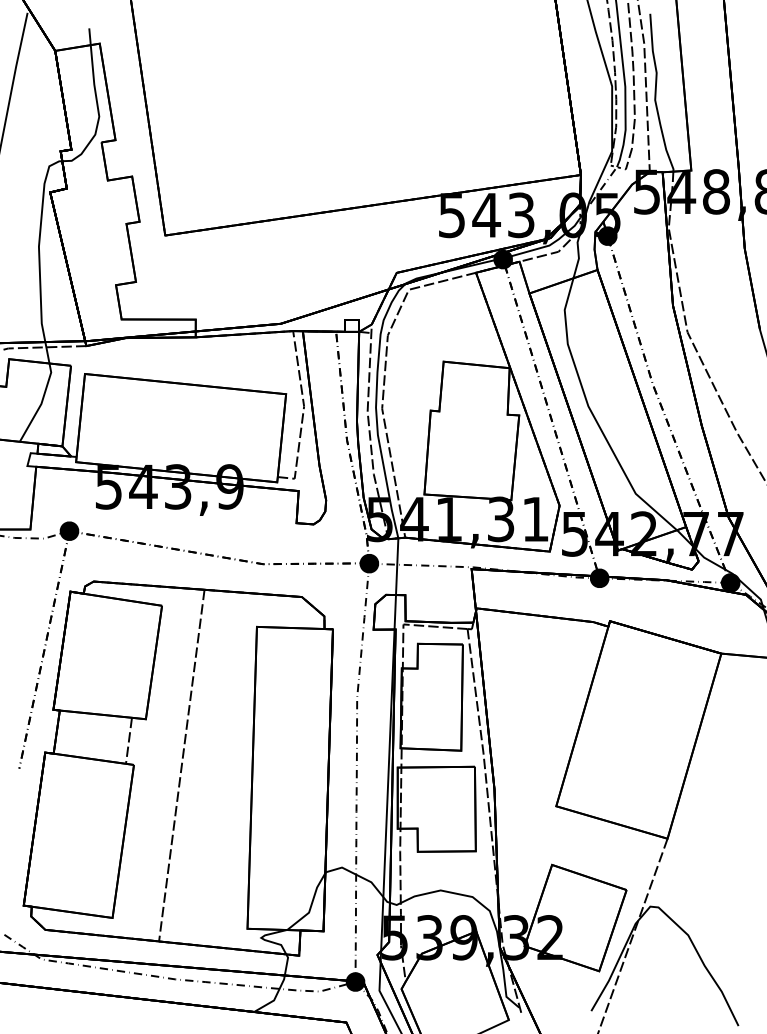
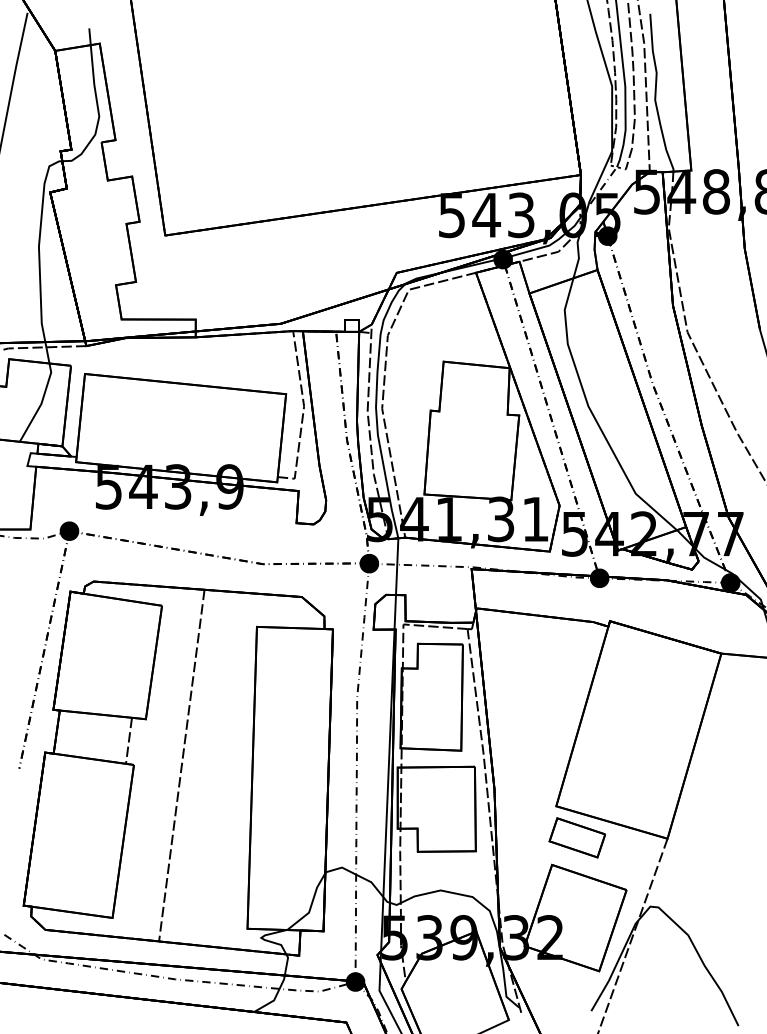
part: none -> present (576, 837)
